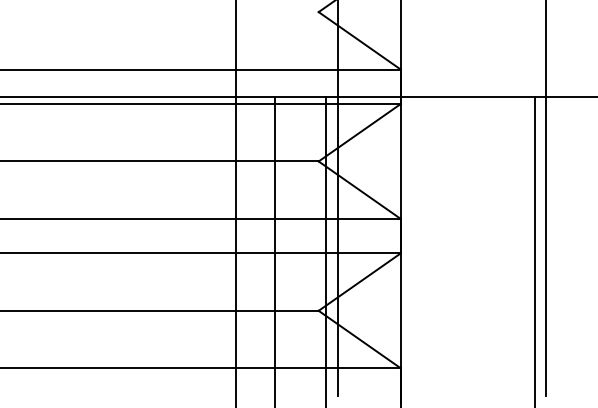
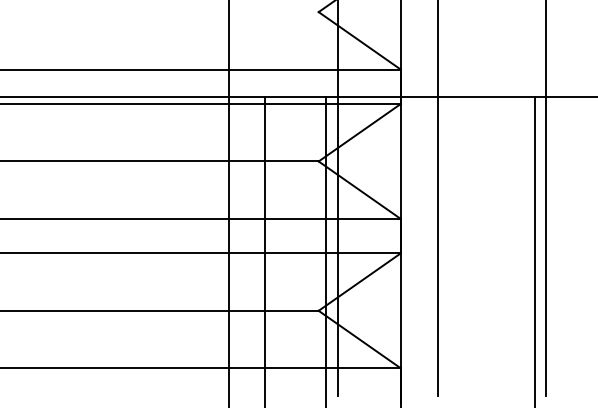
line: none -> present (438, 198)
line position: (236, 203) -> (229, 203) (229, 203)
line position: (275, 250) -> (265, 250) (265, 250)
